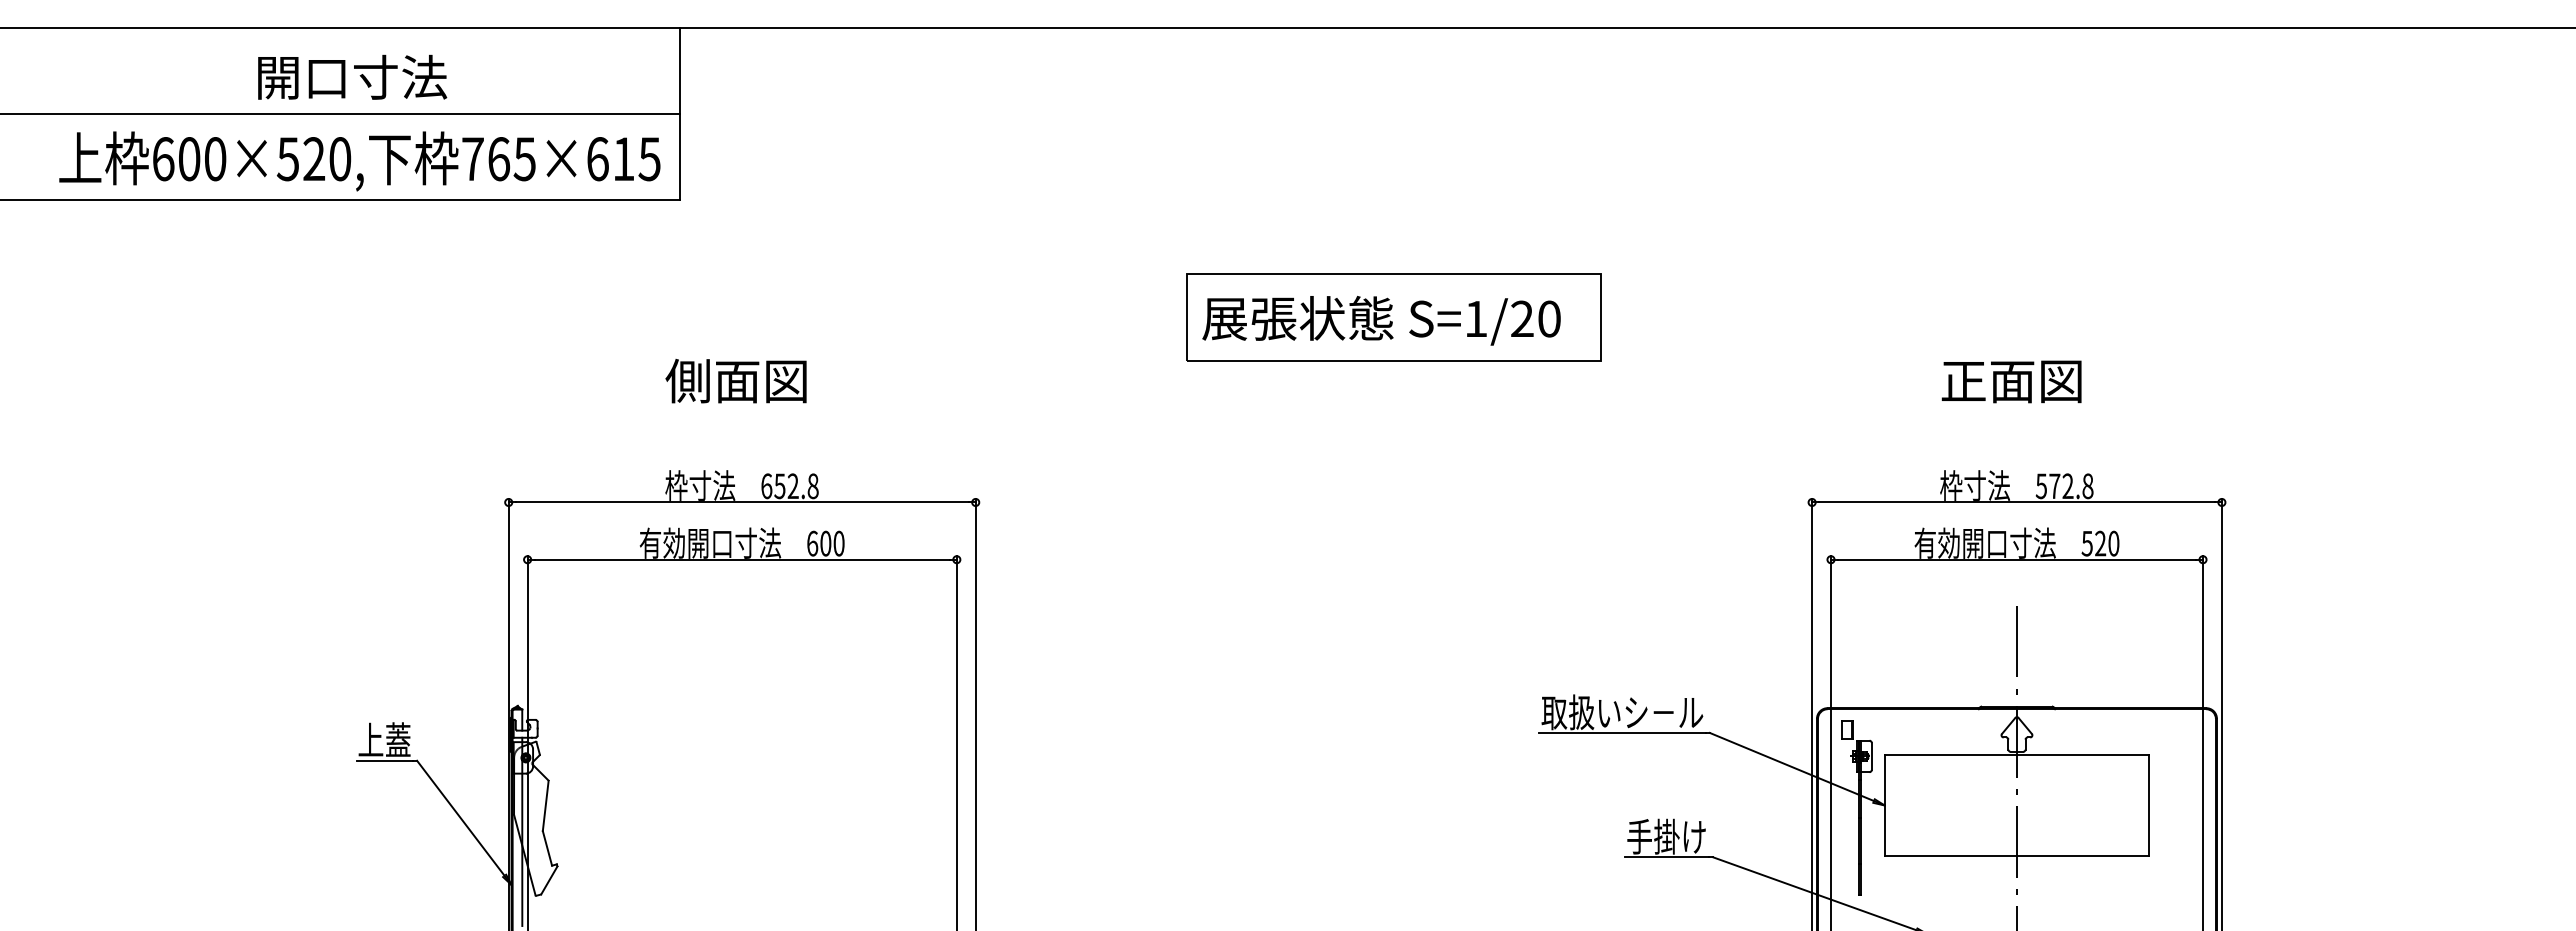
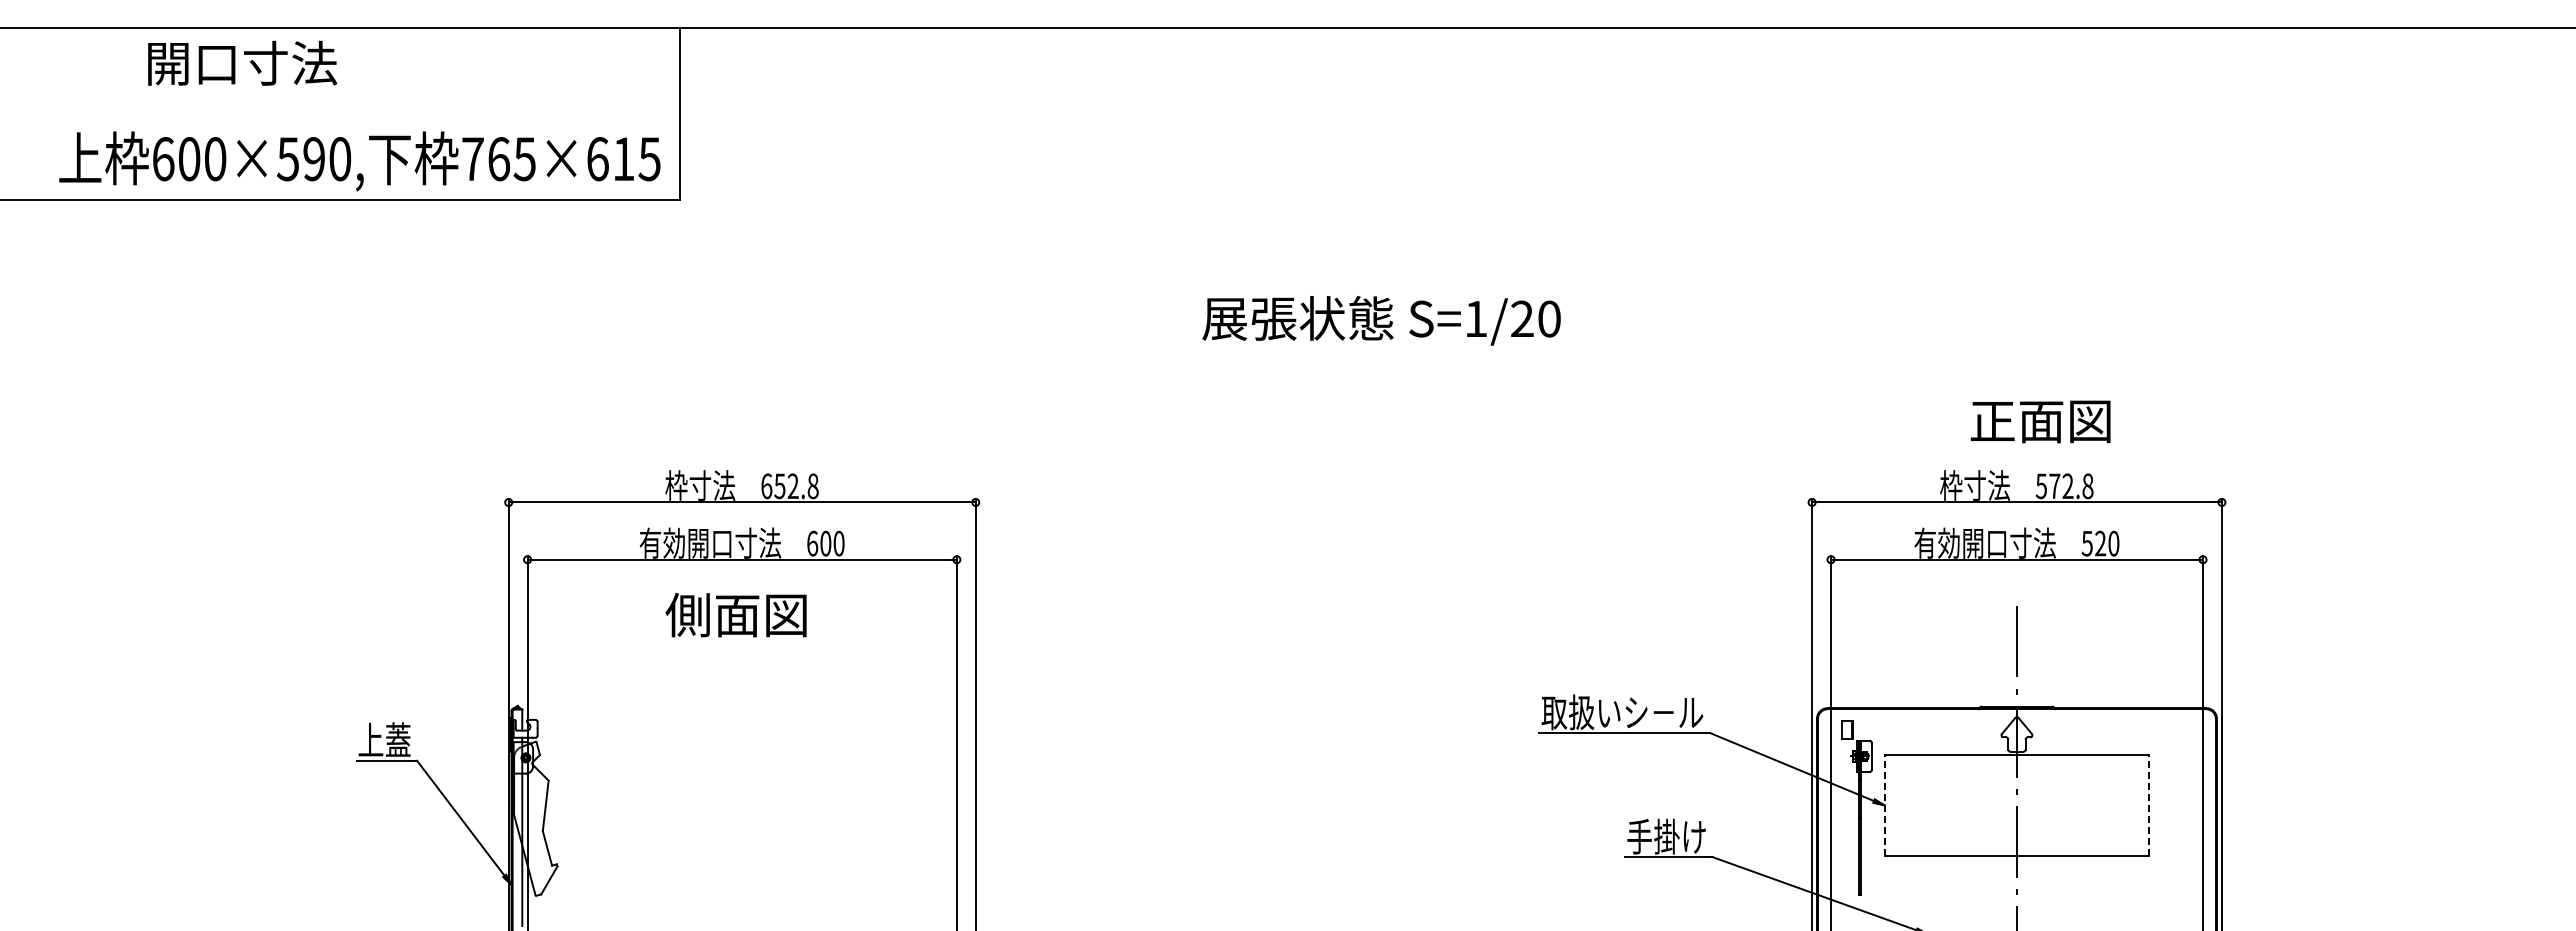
text position: (352, 76) -> (242, 62) (242, 62)
line: present -> none (340, 113)
text: 600×520, -> 600×590, (313, 159)
part: present -> none (1393, 317)
text position: (735, 381) -> (735, 615) (735, 615)
text position: (2011, 381) -> (2040, 421) (2040, 421)
line: solid -> dashed (1884, 804)
line: solid -> dashed (2149, 804)
